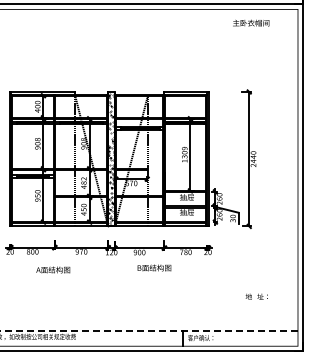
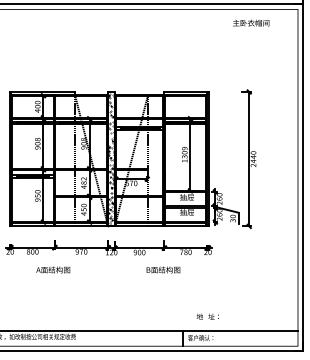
text position: (154, 267) -> (163, 269) (163, 269)
text position: (256, 296) -> (207, 316) (207, 316)
line: dashed -> solid (149, 330)
